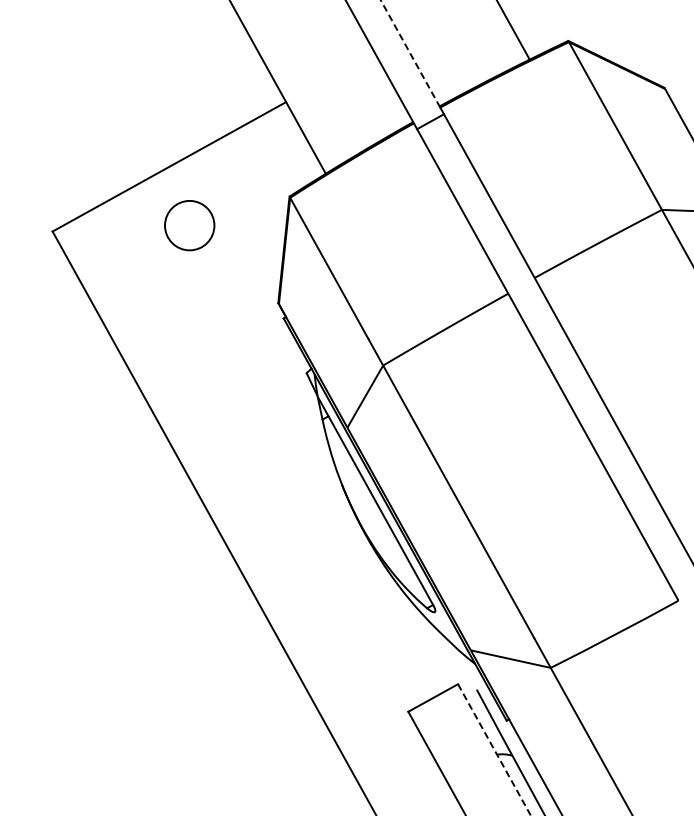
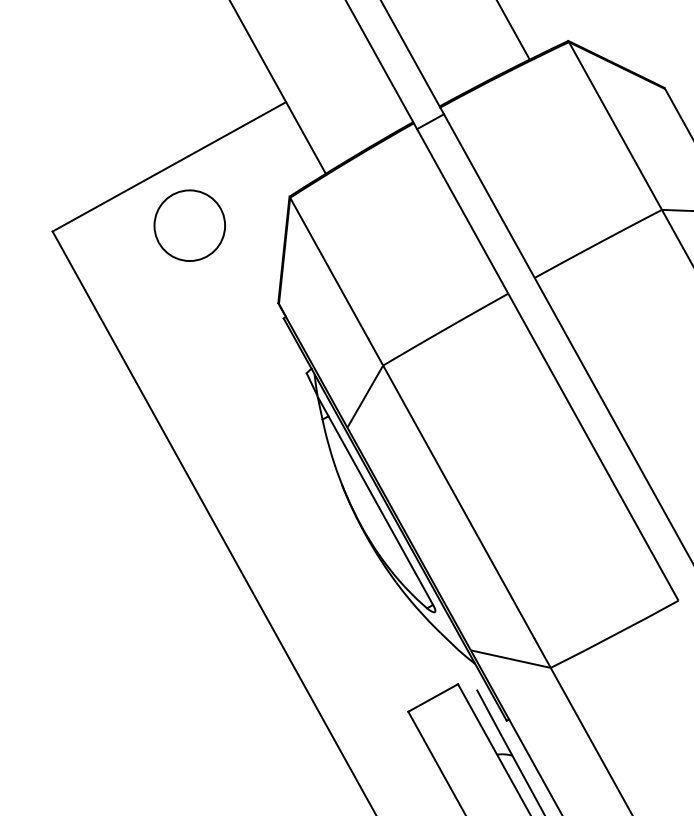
line: dashed -> solid (410, 53)
circle size: 52x52 px -> 73x73 px (189, 225)
line: dashed -> solid (494, 749)
